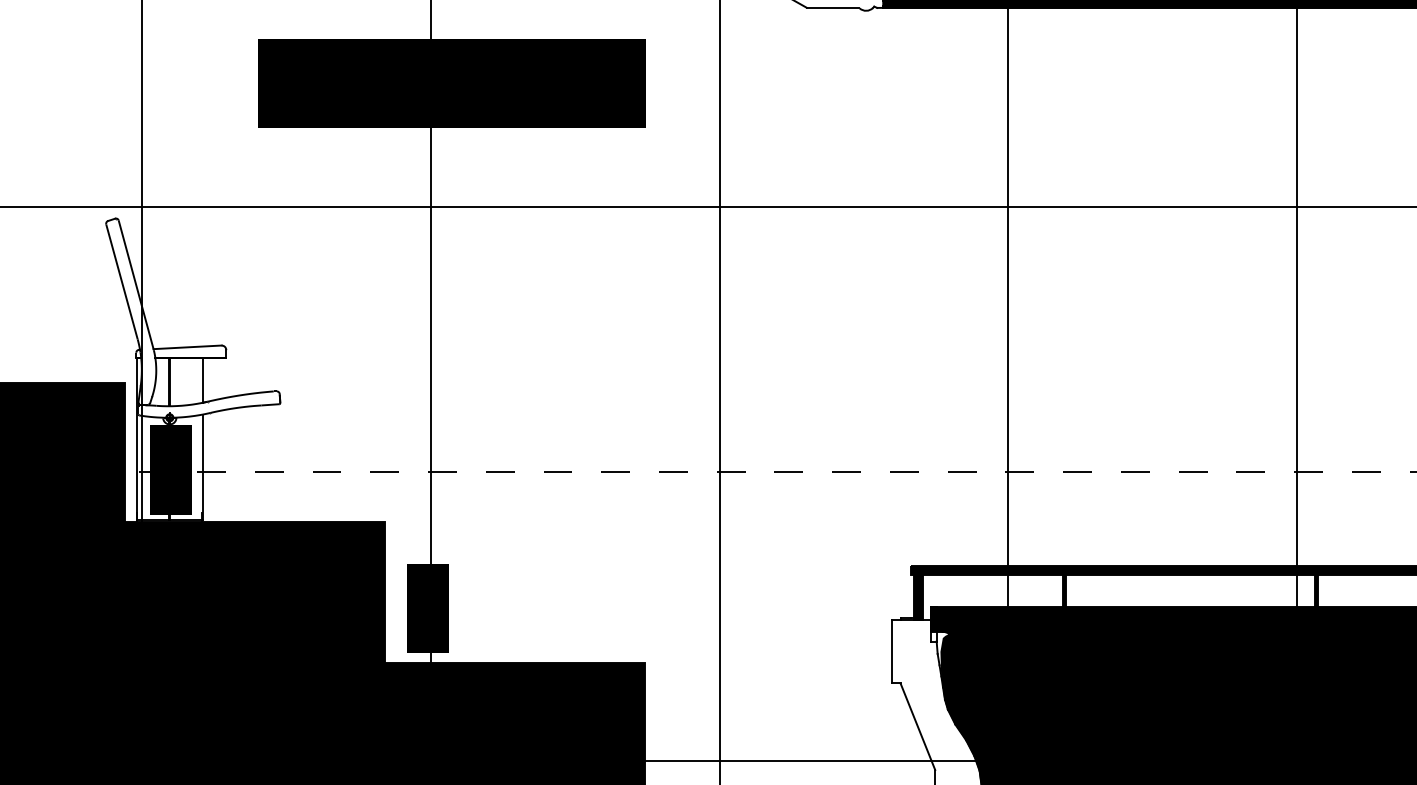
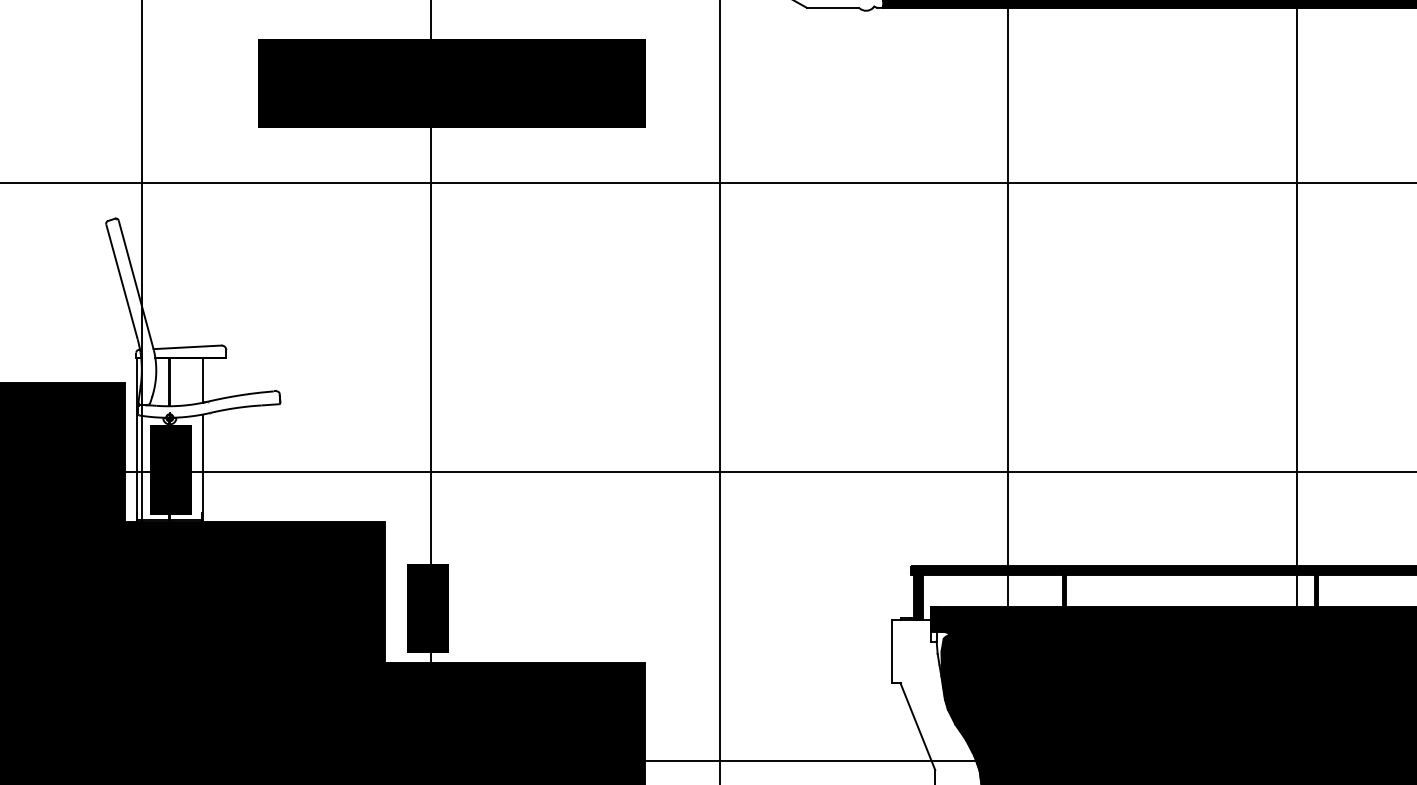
line position: (707, 207) -> (707, 183) (707, 183)
line: dashed -> solid (708, 471)
